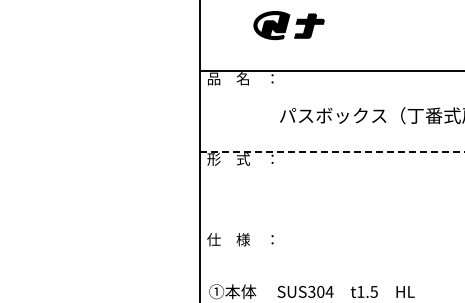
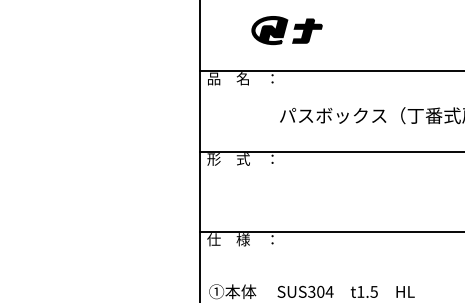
part position: (288, 25) -> (286, 30) (286, 30)
line: dashed -> solid (332, 151)
line: none -> present (330, 232)
